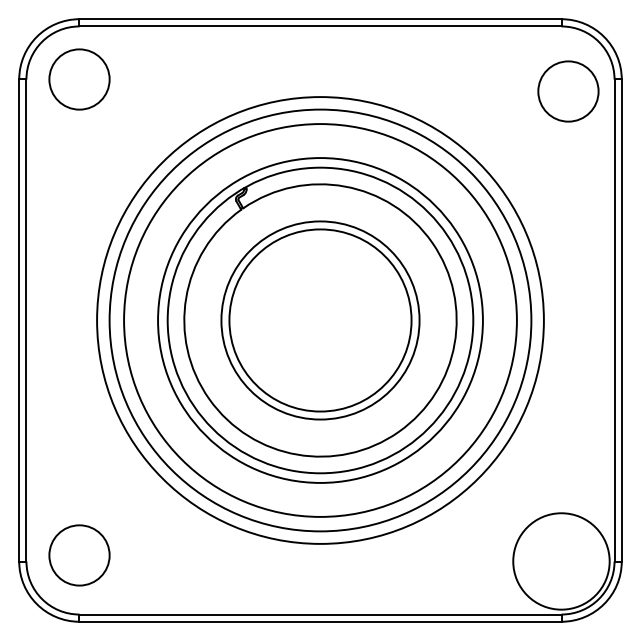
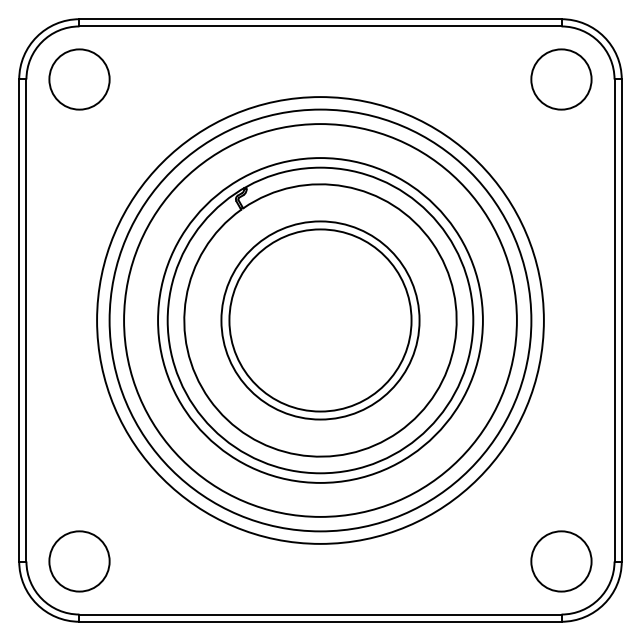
circle position: (568, 91) -> (561, 79) (561, 79)
circle position: (79, 555) -> (79, 561) (79, 561)
circle diameter: 96 px -> 60 px (561, 561)
